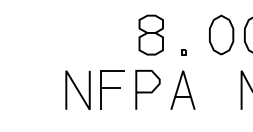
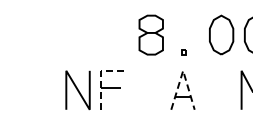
line: solid -> dashed (183, 70)
line: solid -> dashed (101, 77)
curve: present -> none (147, 91)
